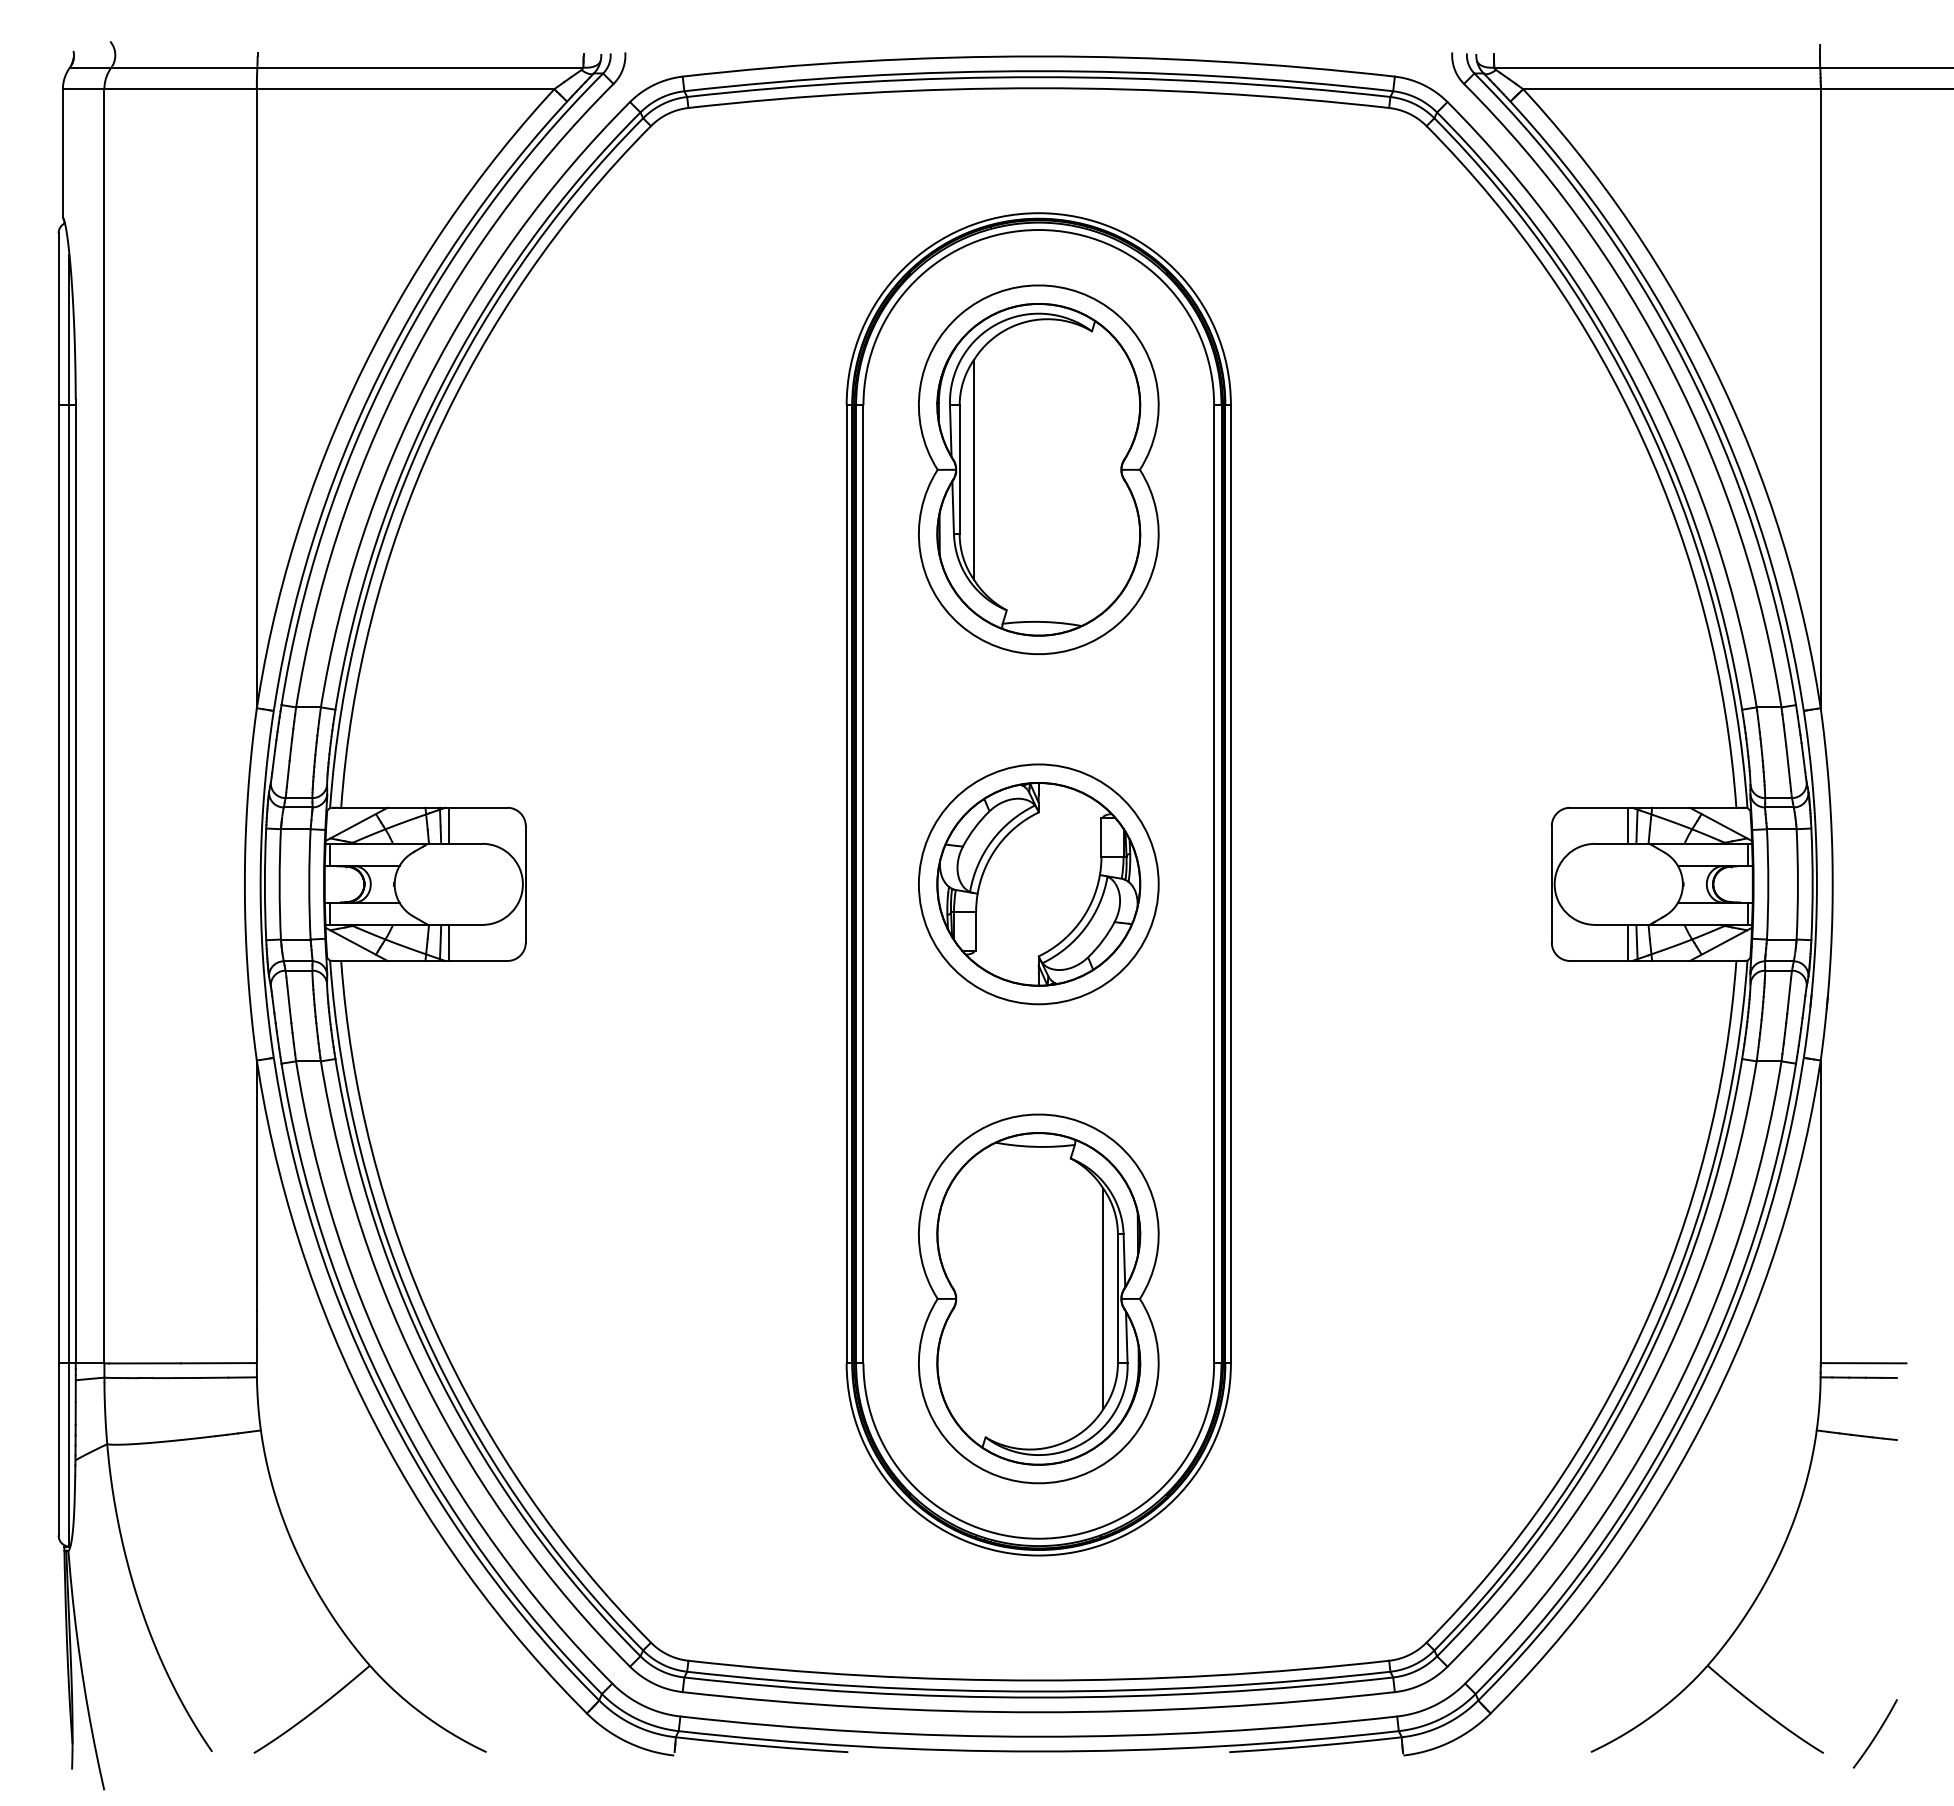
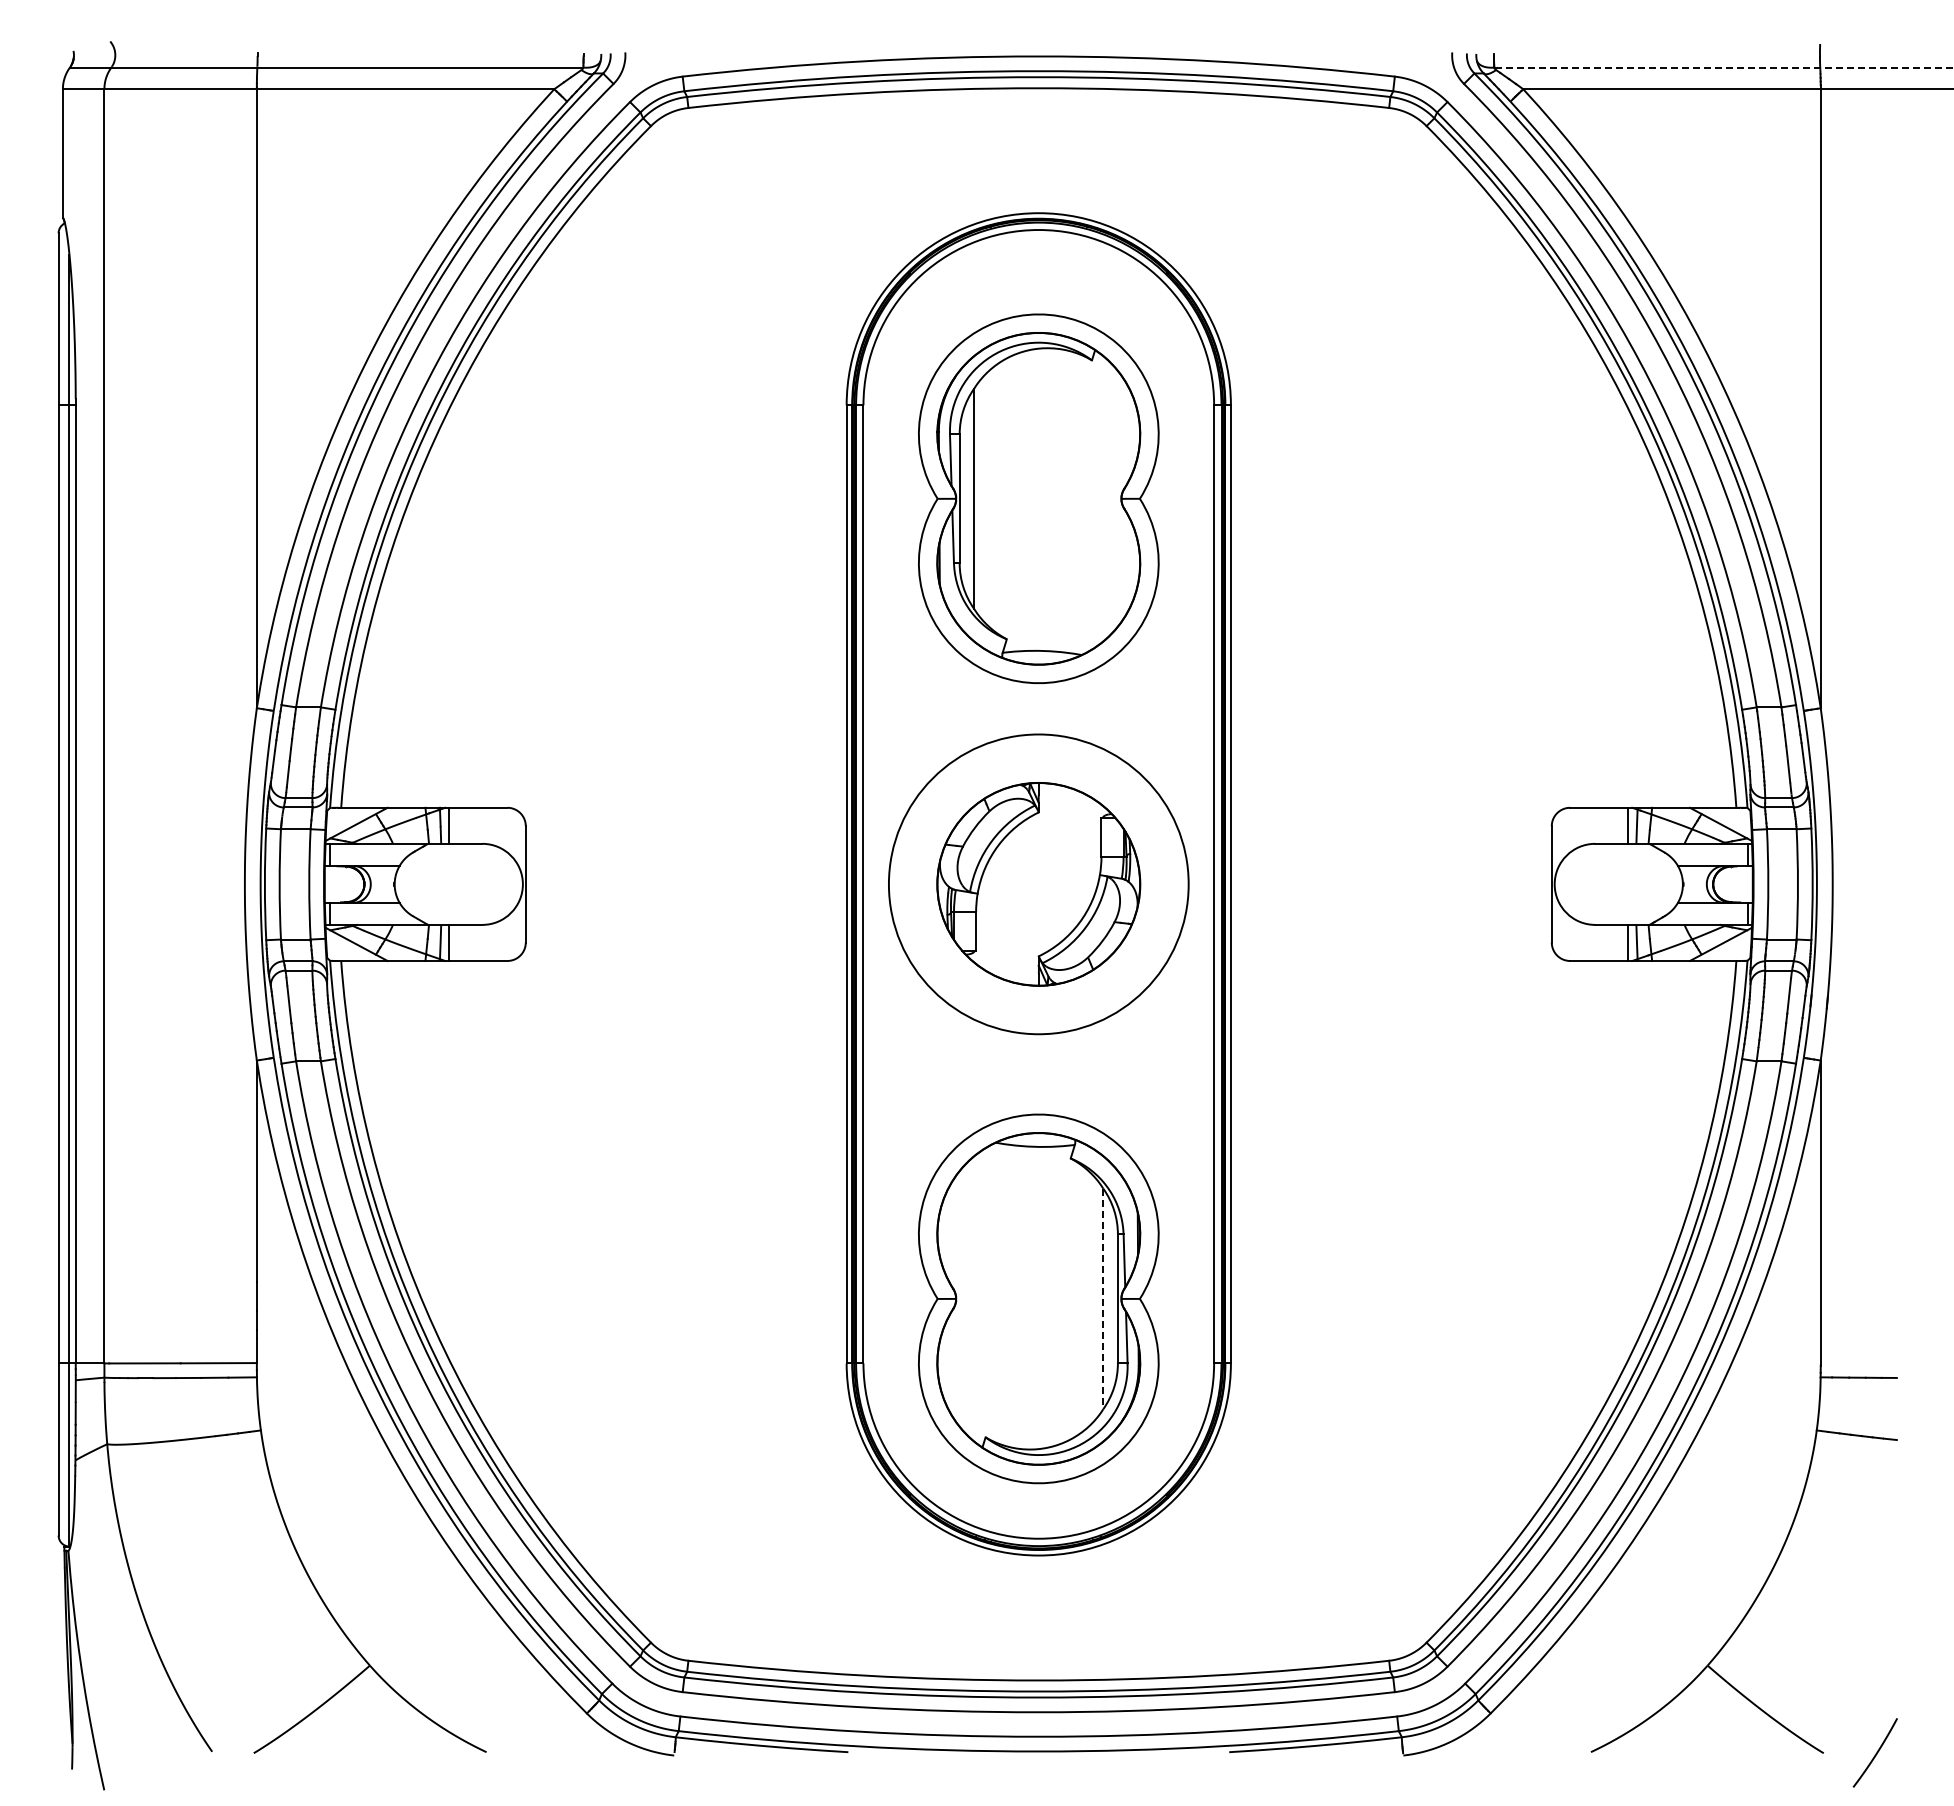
line: solid -> dashed (1723, 67)
part position: (1038, 469) -> (1038, 498) (1038, 498)
circle diameter: 240 px -> 300 px (1038, 884)
line: solid -> dashed (1103, 1299)
line: present -> none (1863, 1363)
curve position: (1875, 1734) -> (1875, 1753) (1875, 1753)
